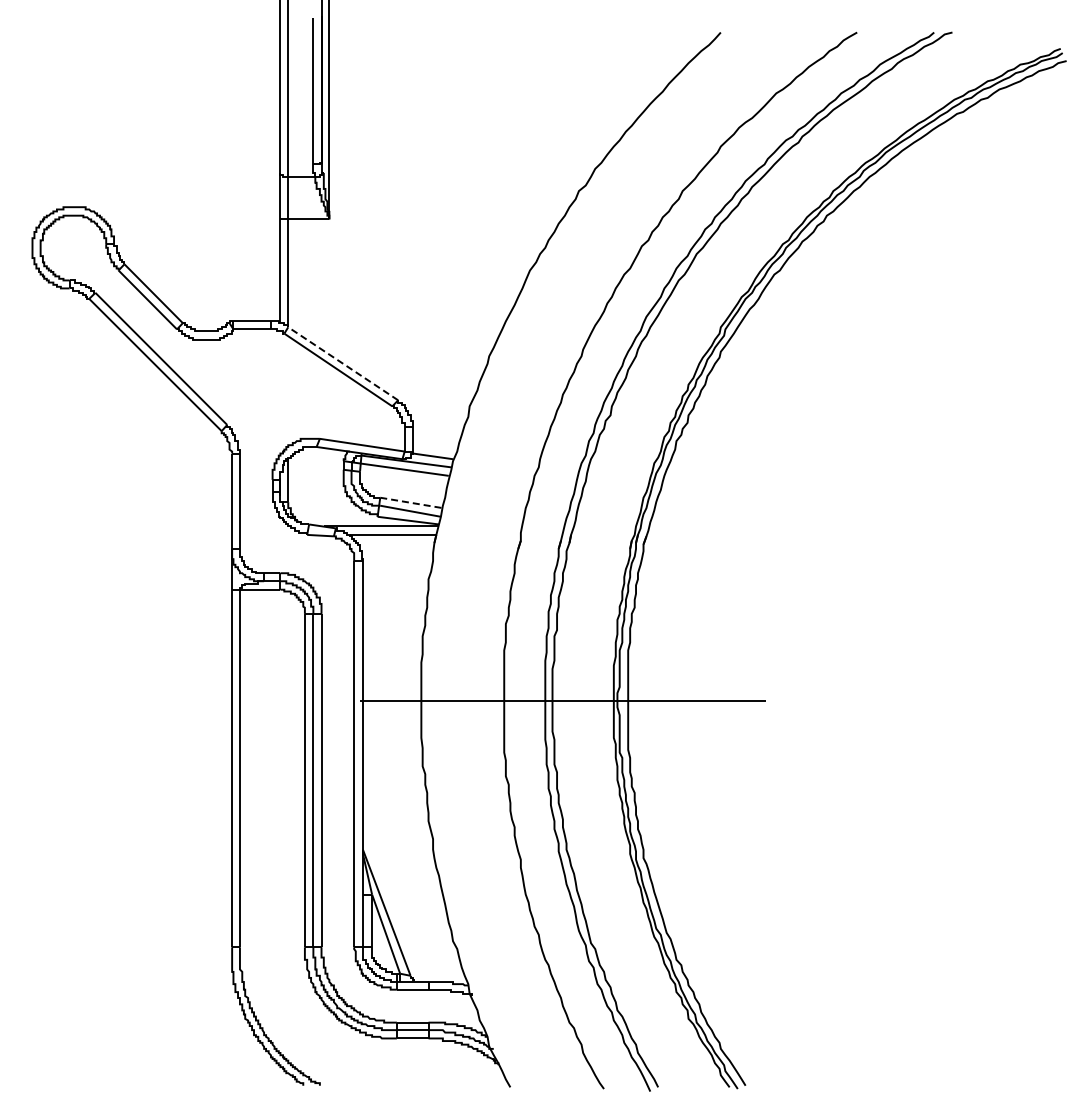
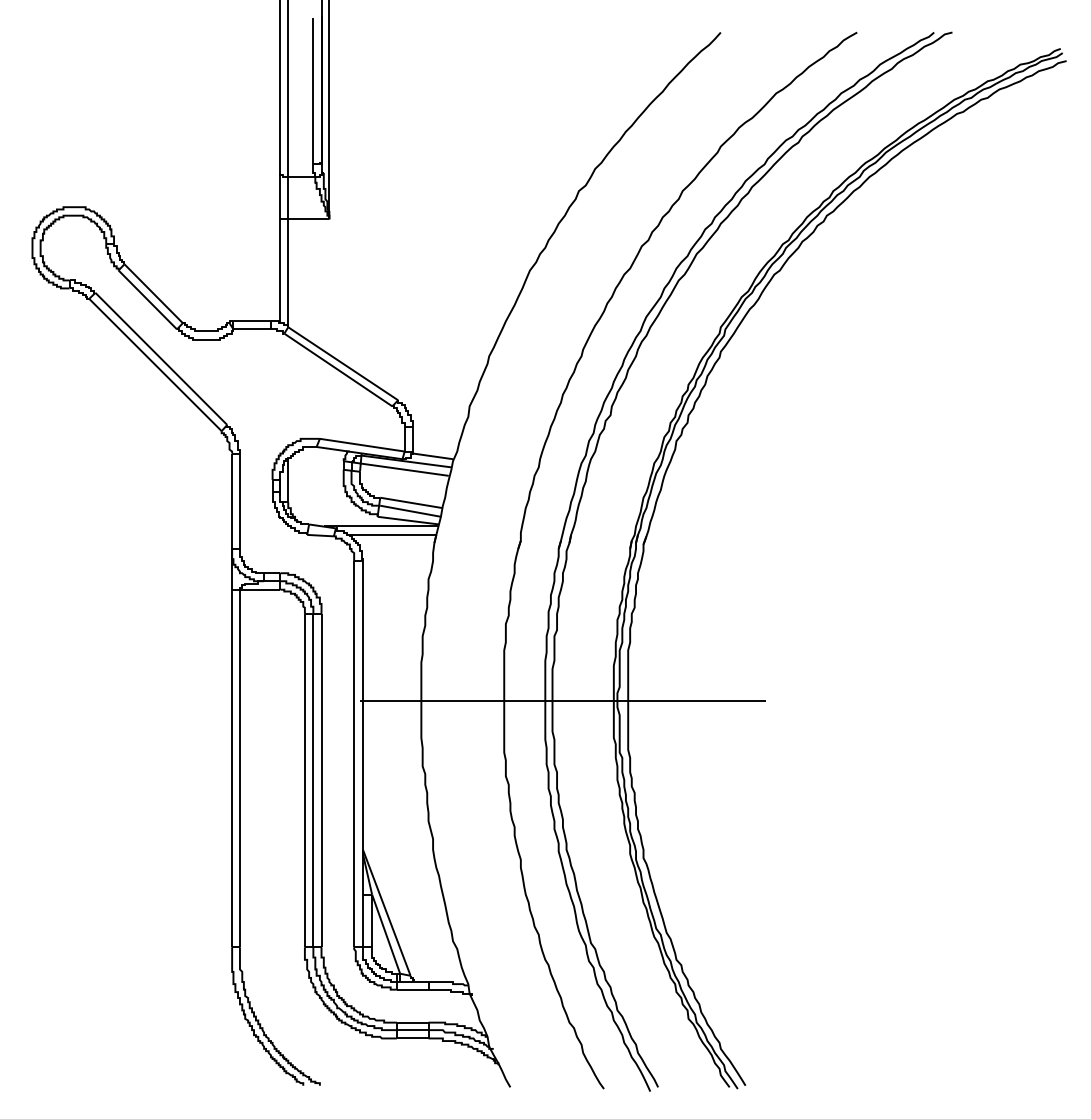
line: dashed -> solid (342, 363)
line: dashed -> solid (411, 502)
